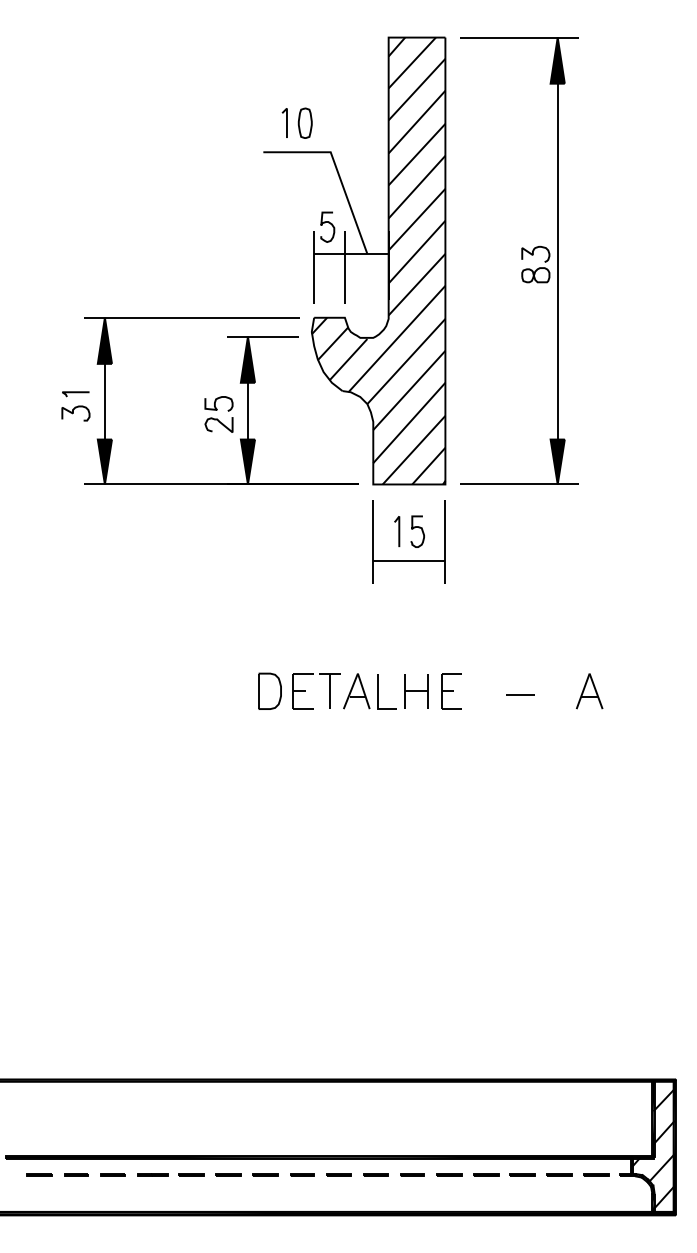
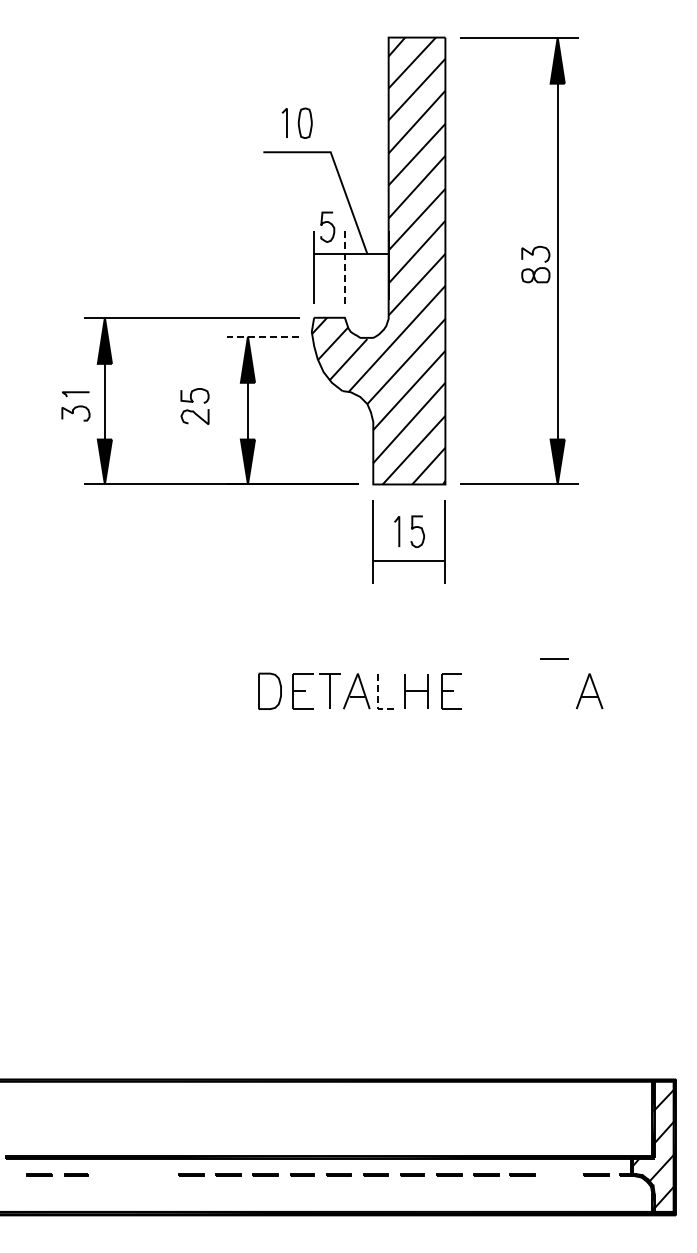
line: solid -> dashed (344, 267)
line: solid -> dashed (262, 336)
part position: (218, 414) -> (194, 406) (194, 406)
line position: (520, 694) -> (554, 658) (554, 658)
line: solid -> dashed (378, 701)
line: present -> none (112, 1174)
line: present -> none (152, 1174)
line: present -> none (559, 1174)
